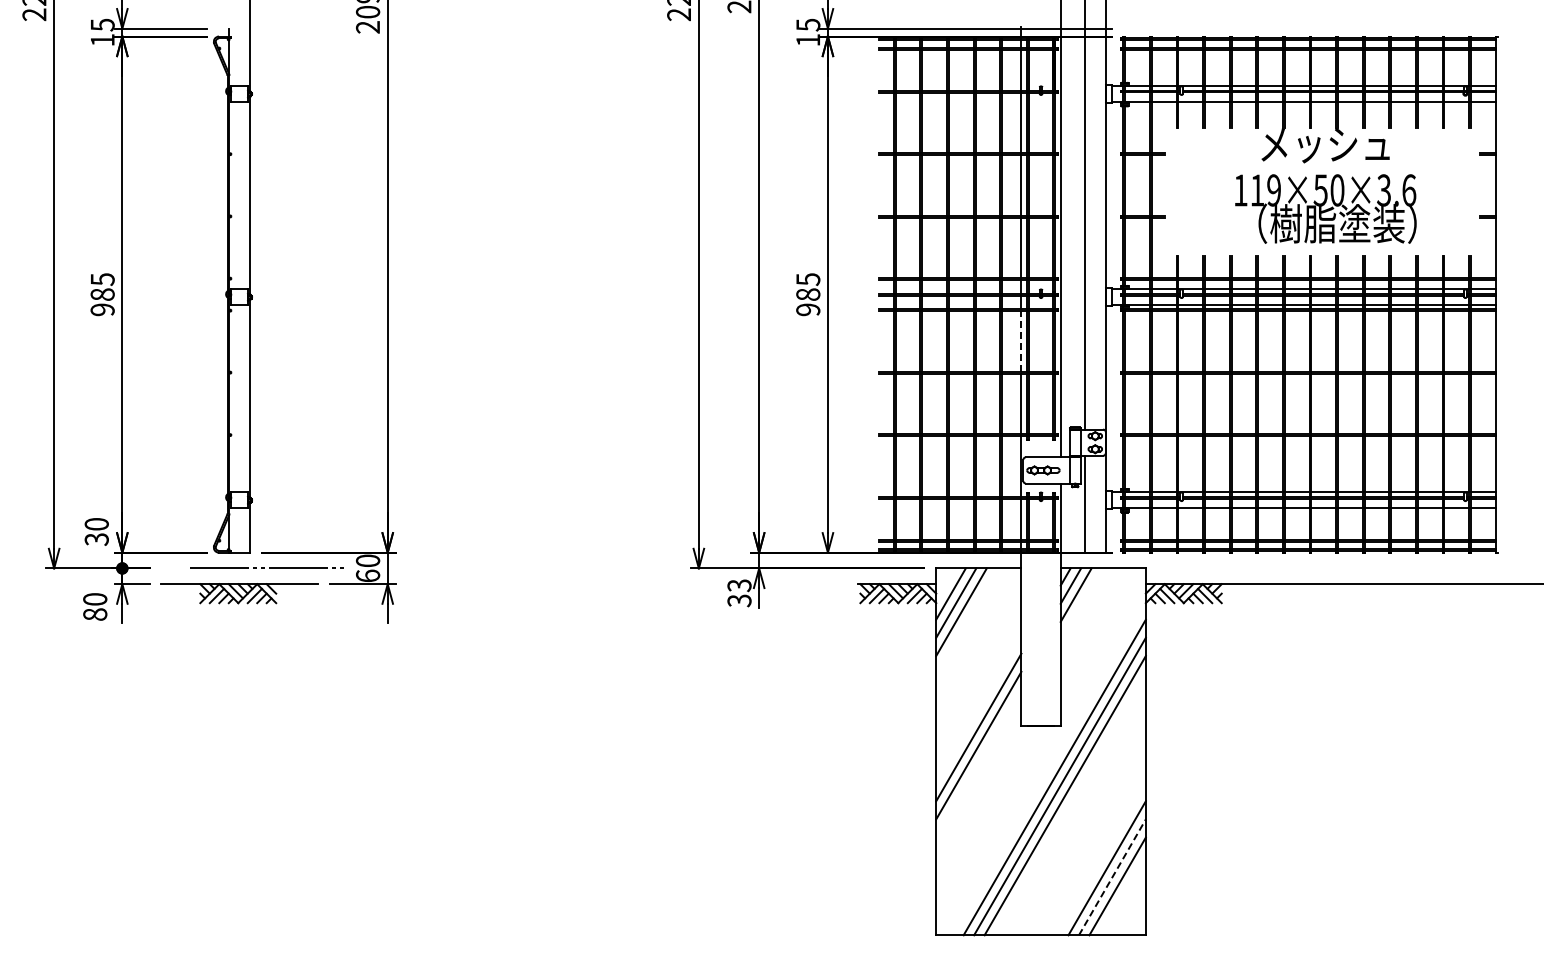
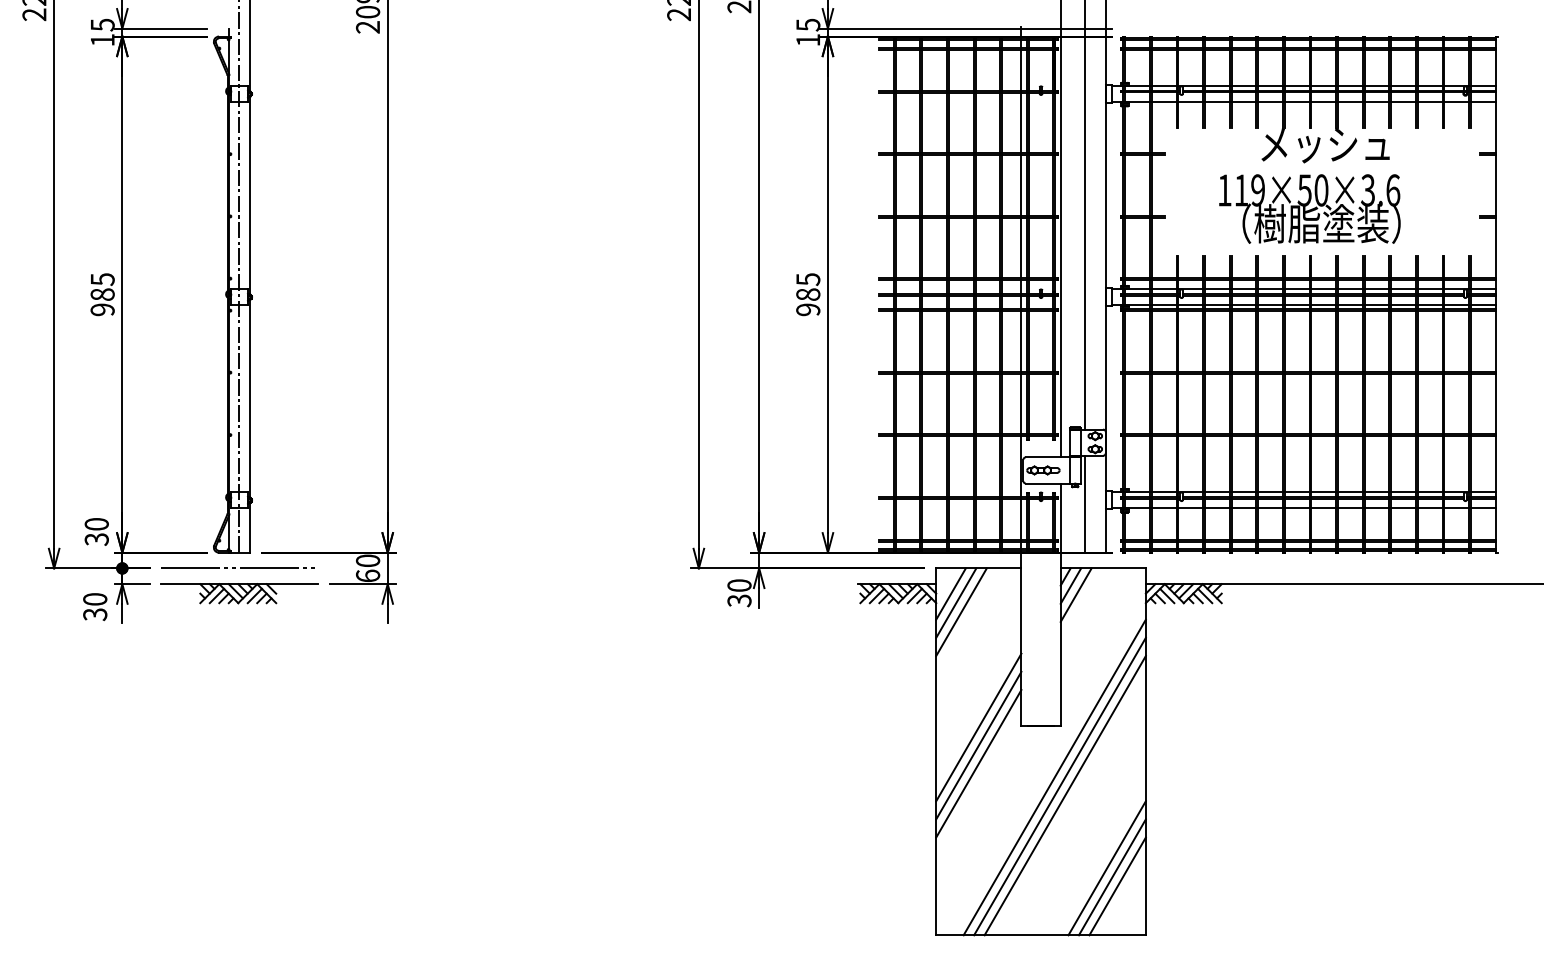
text position: (1325, 208) -> (1309, 208) (1309, 208)
line: none -> present (239, 277)
line: dashed -> solid (1021, 340)
line position: (264, 567) -> (235, 567) (235, 567)
text: 33 -> 30 (739, 585)
text: 80 -> 30 (95, 614)
line: none -> present (978, 763)
line: dashed -> solid (1112, 877)
